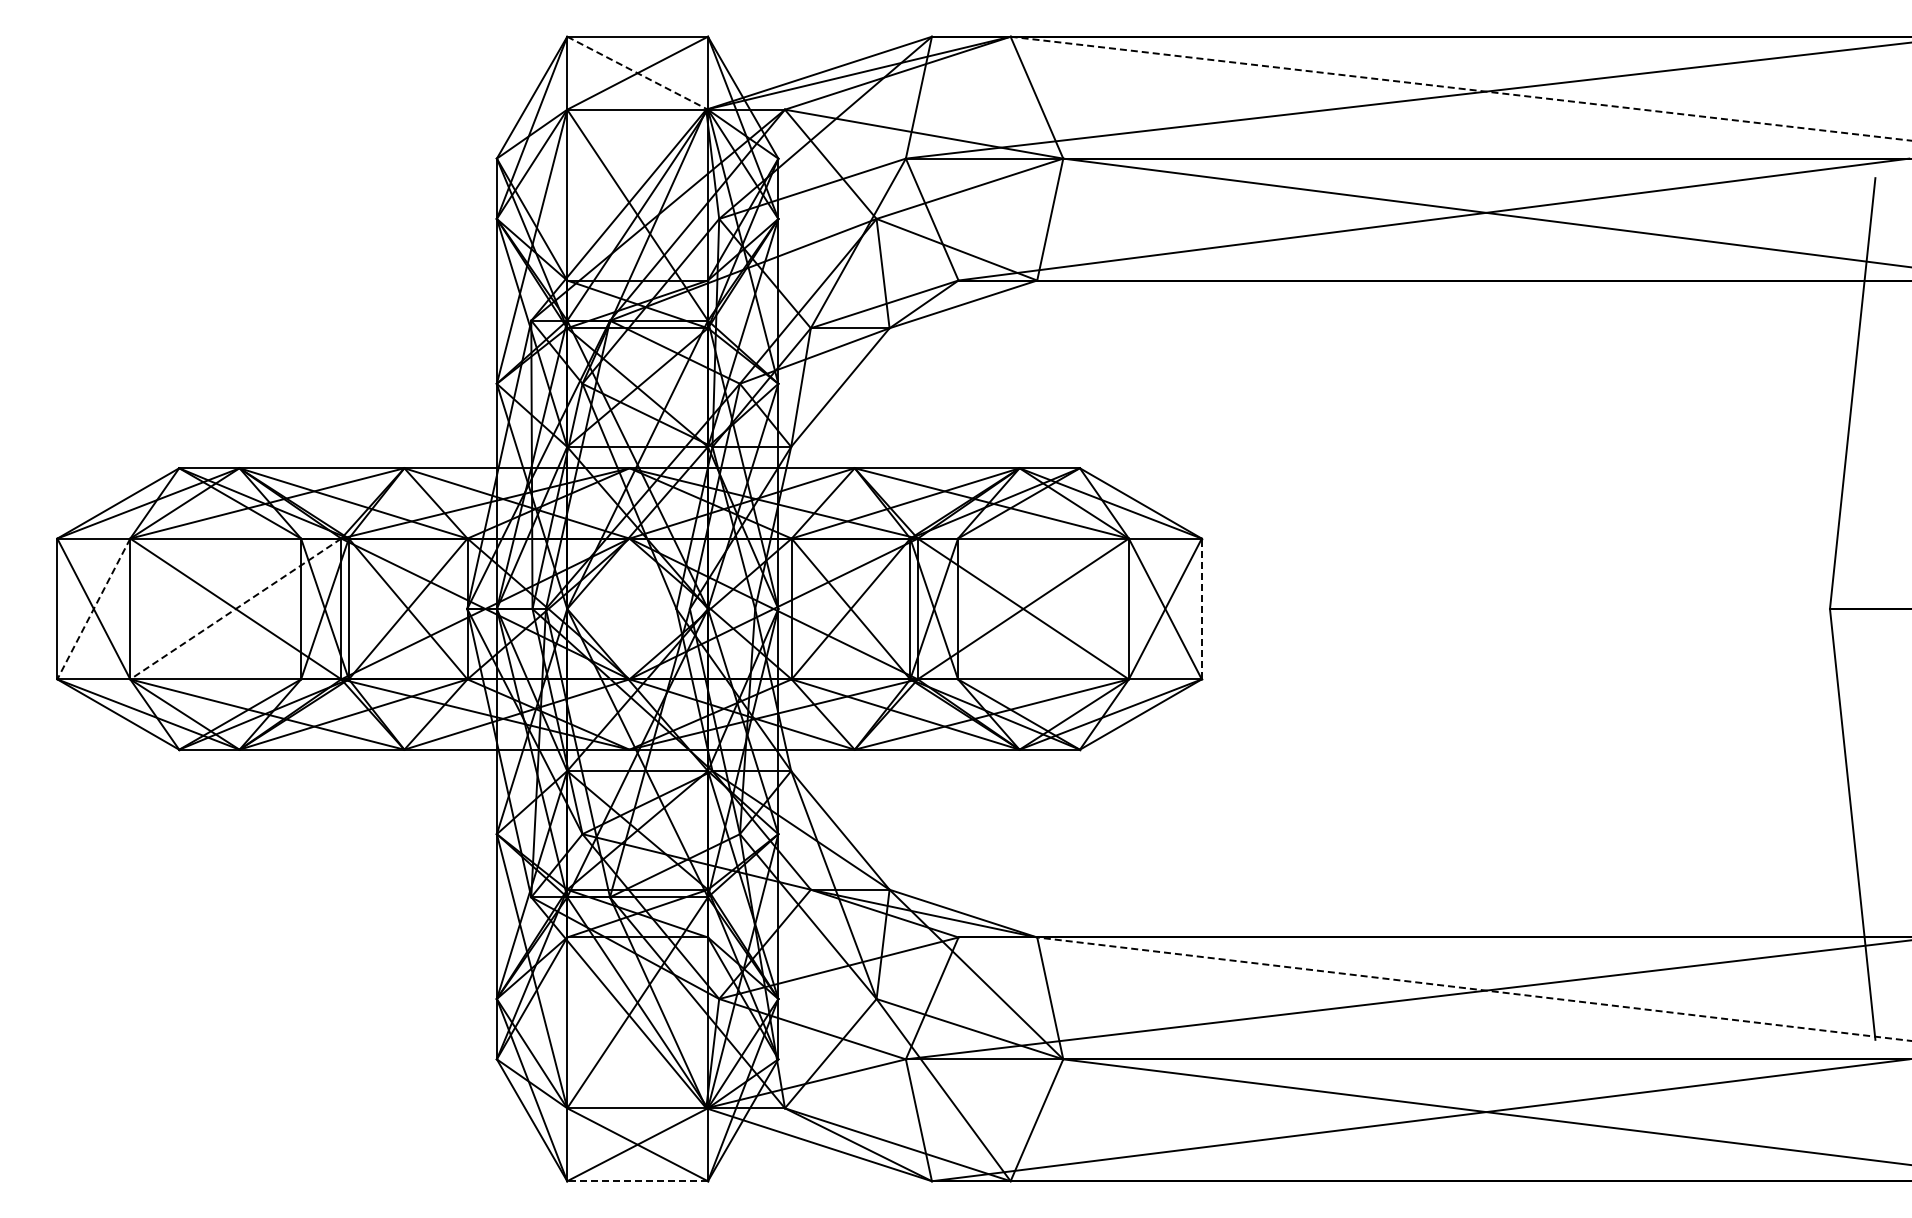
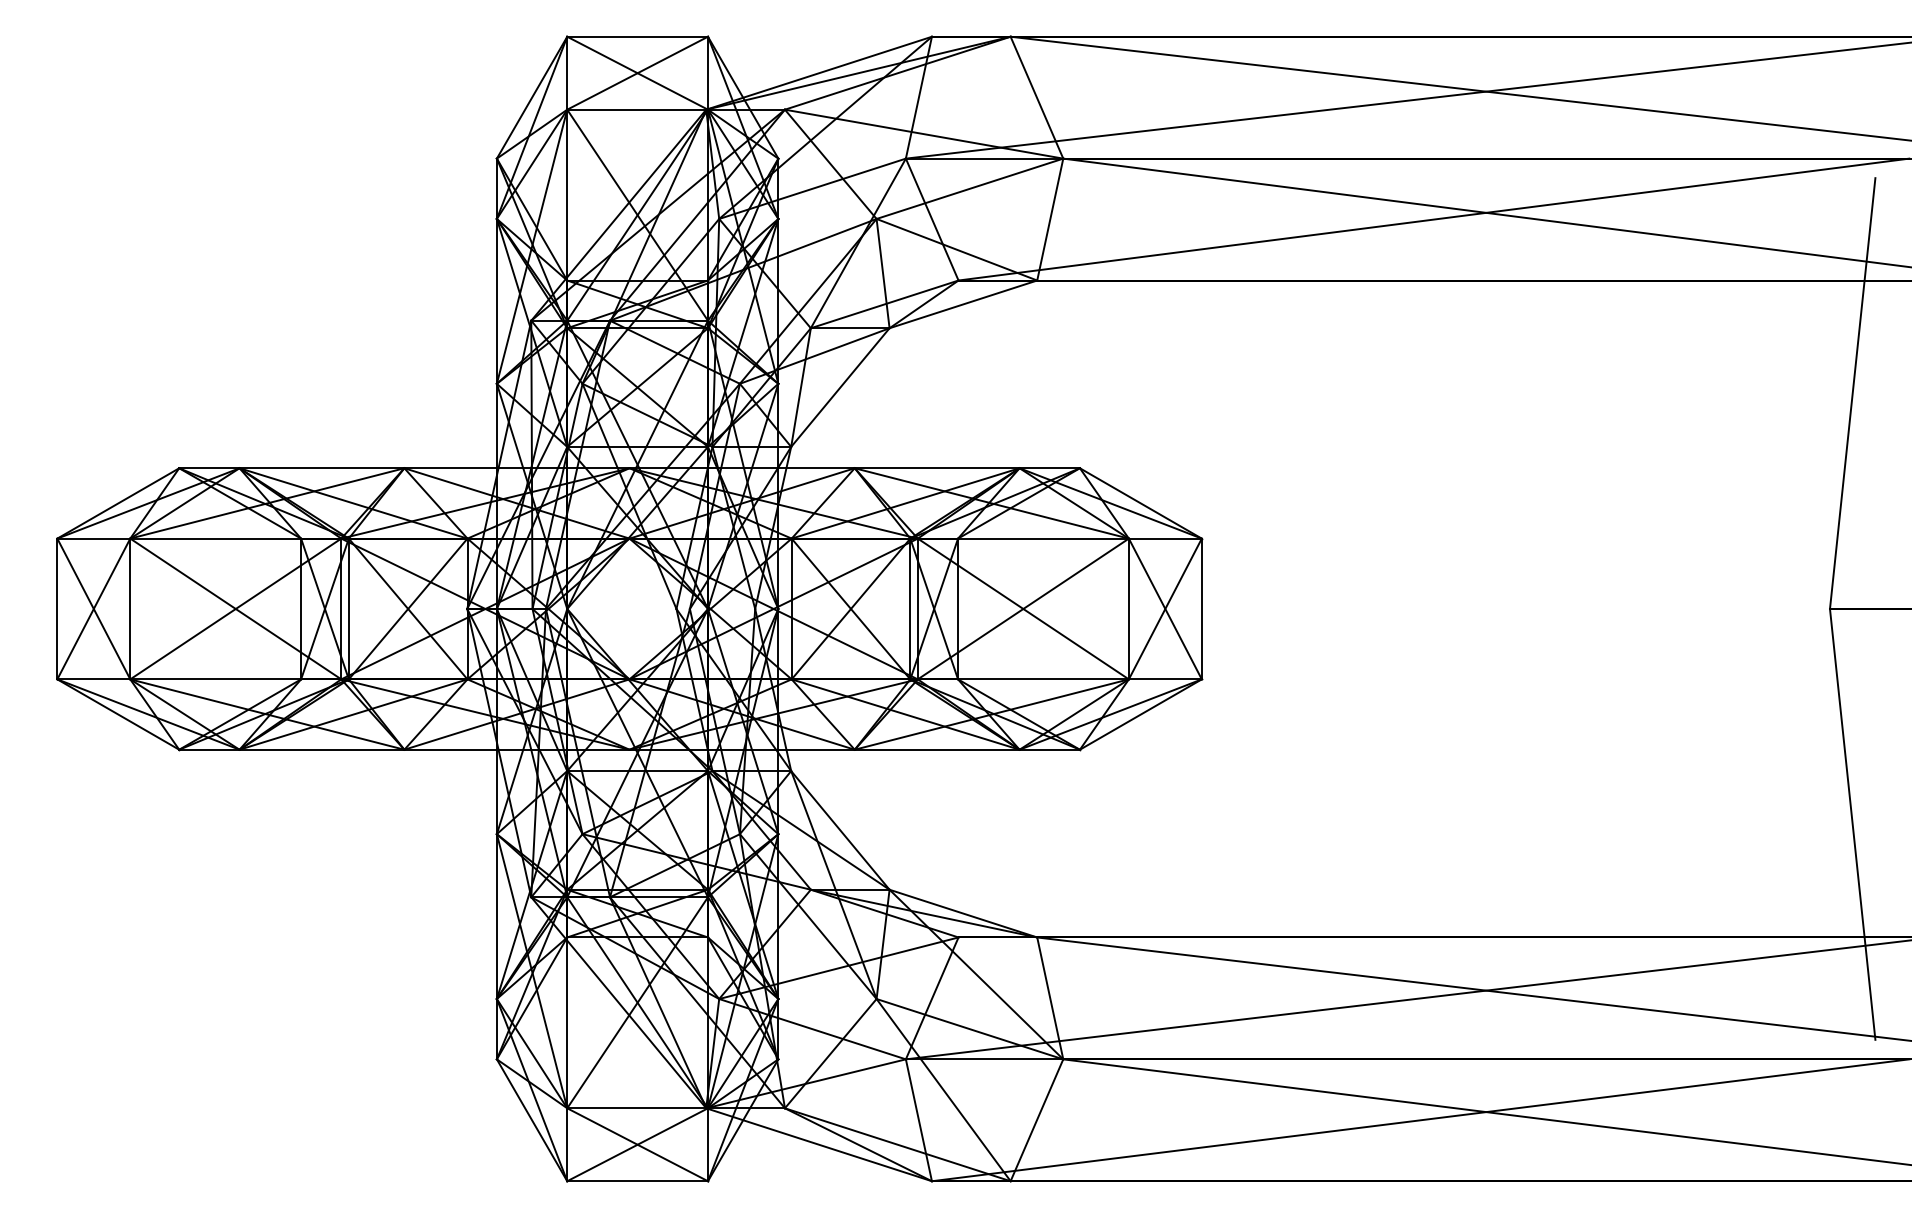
line: dashed -> solid (638, 73)
line: dashed -> solid (1461, 88)
line: dashed -> solid (1201, 608)
line: dashed -> solid (93, 609)
line: dashed -> solid (235, 609)
line: dashed -> solid (1474, 989)
line: dashed -> solid (637, 1181)
